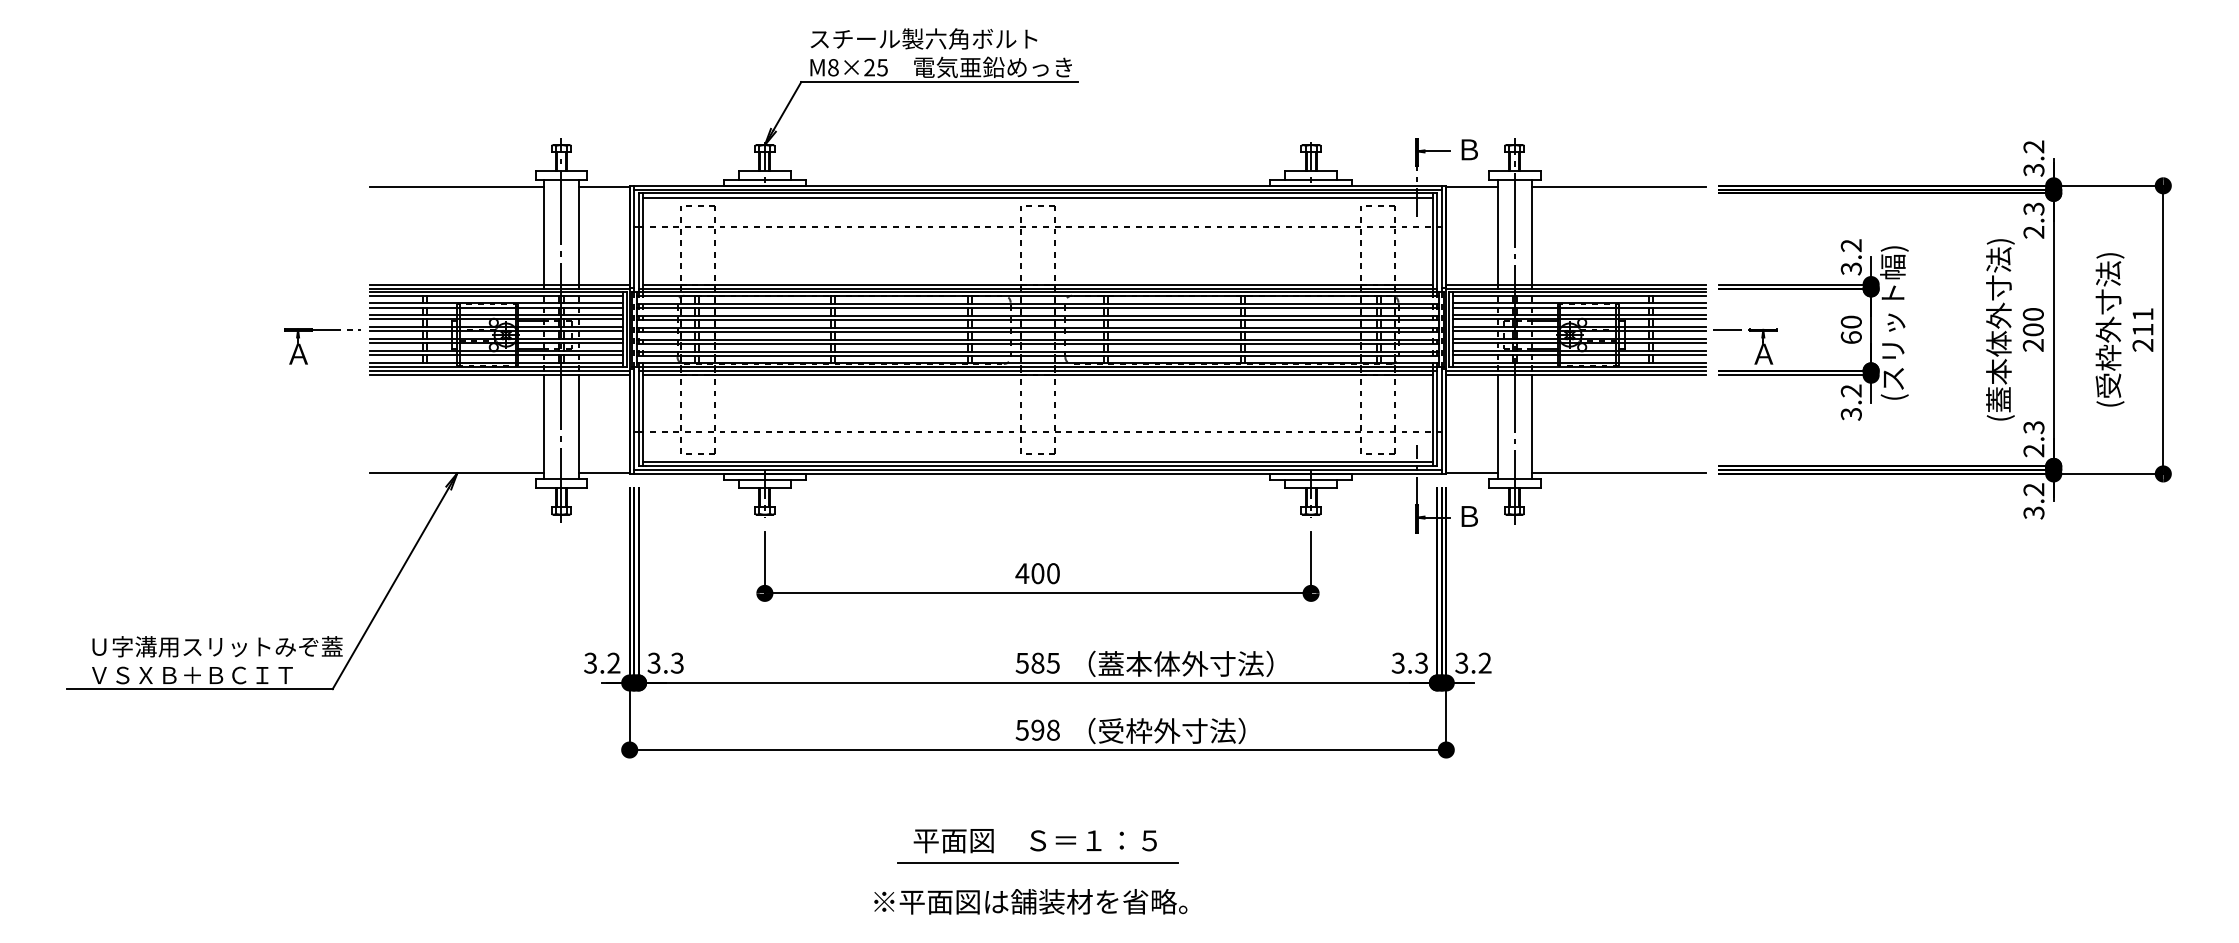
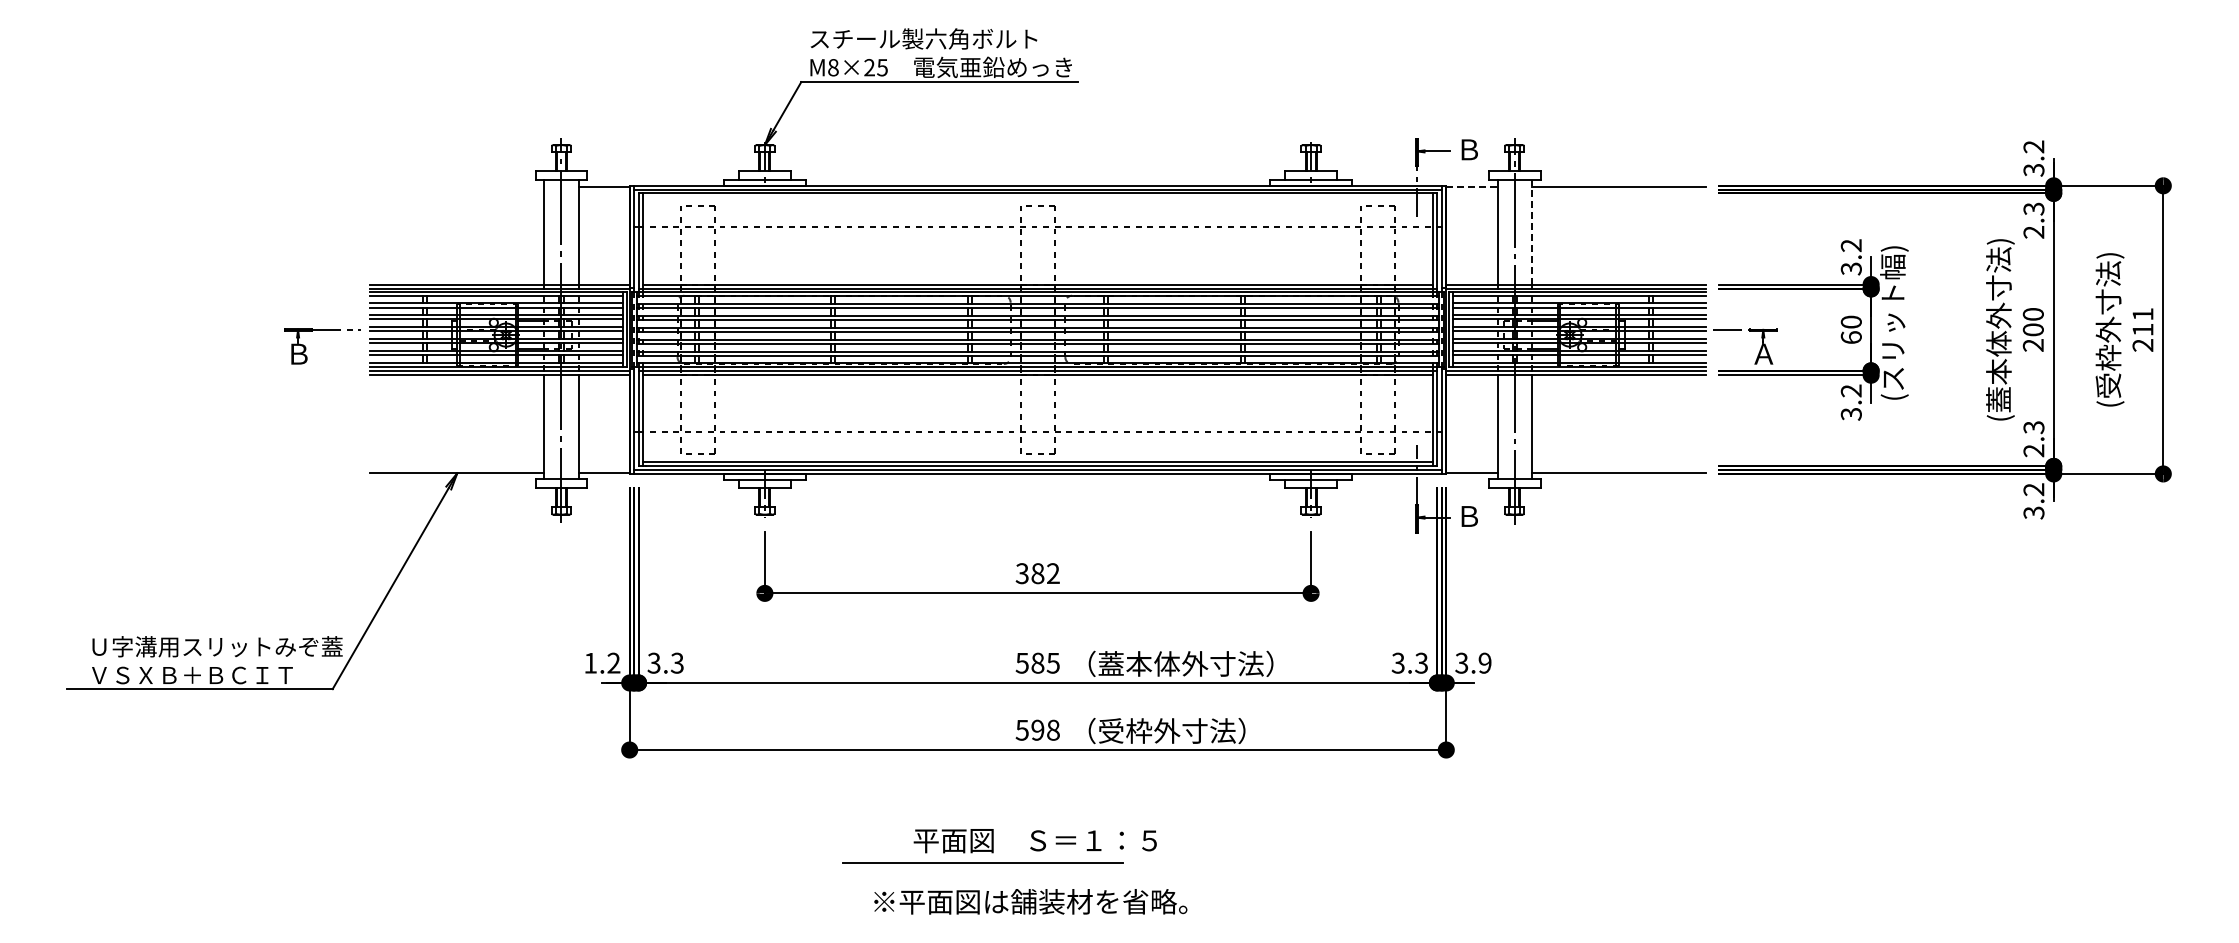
line: present -> none (456, 186)
line: solid -> dashed (1471, 186)
line: present -> none (1037, 197)
line: solid -> dashed (1531, 231)
text: Ａ -> Ｂ (298, 353)
text: 400 -> 382 (1037, 573)
text: 3.2 -> 1.2 (590, 662)
text: 3.2 -> 3.9 (1484, 663)
line position: (1037, 862) -> (982, 862) (982, 862)
